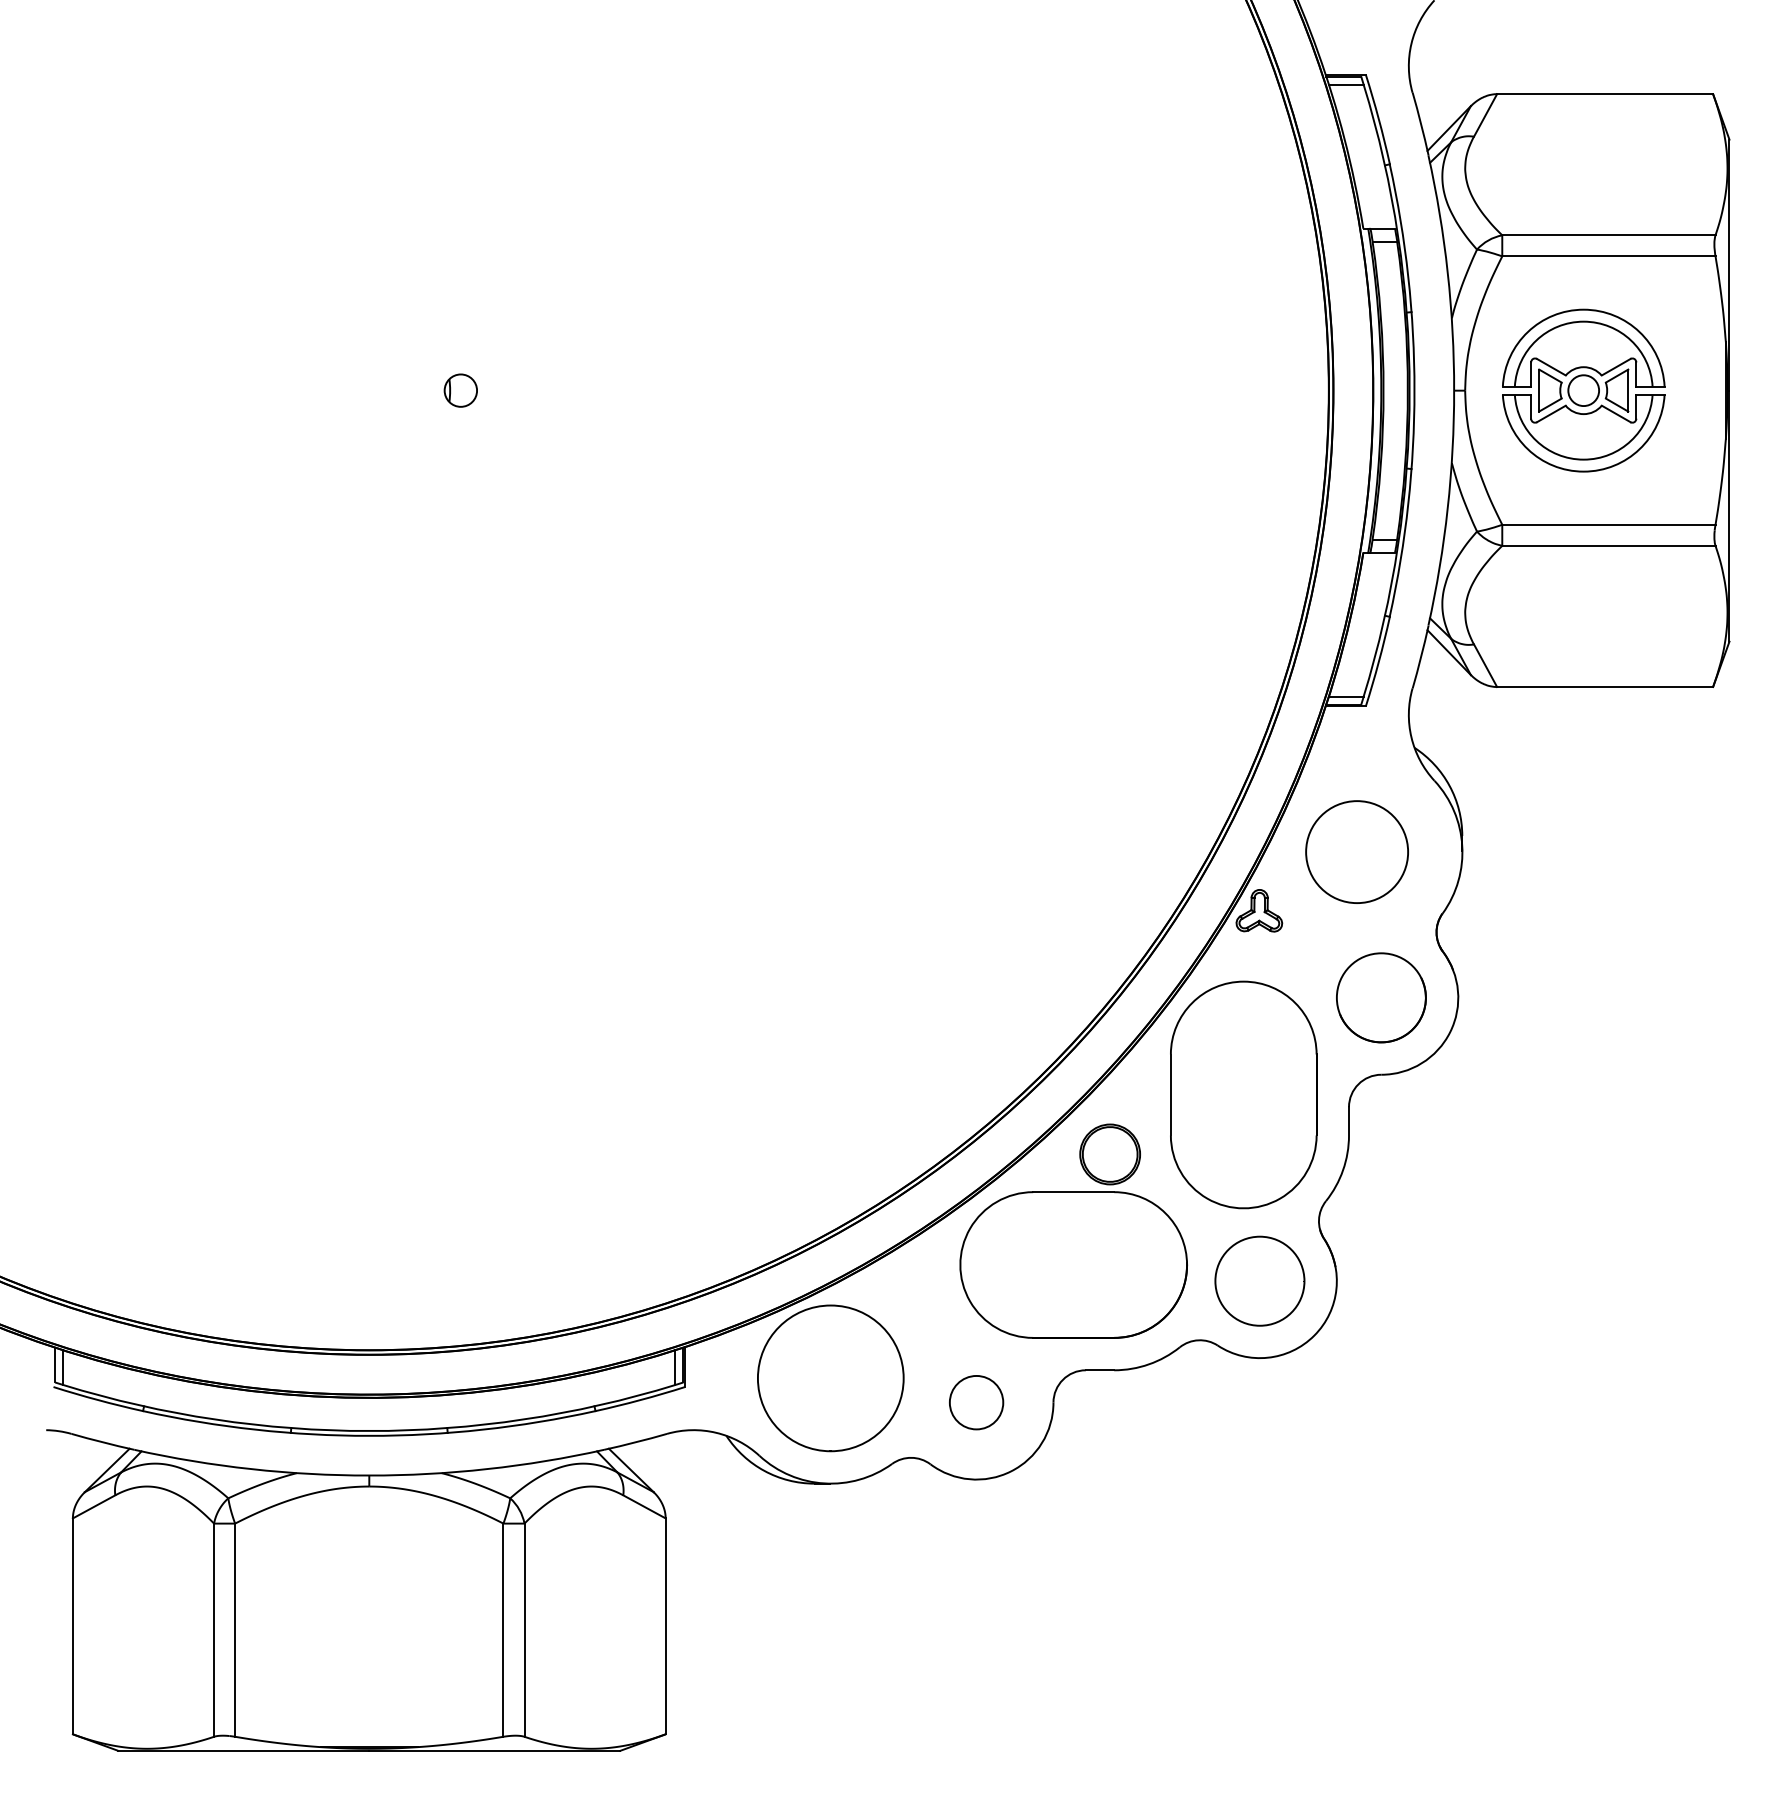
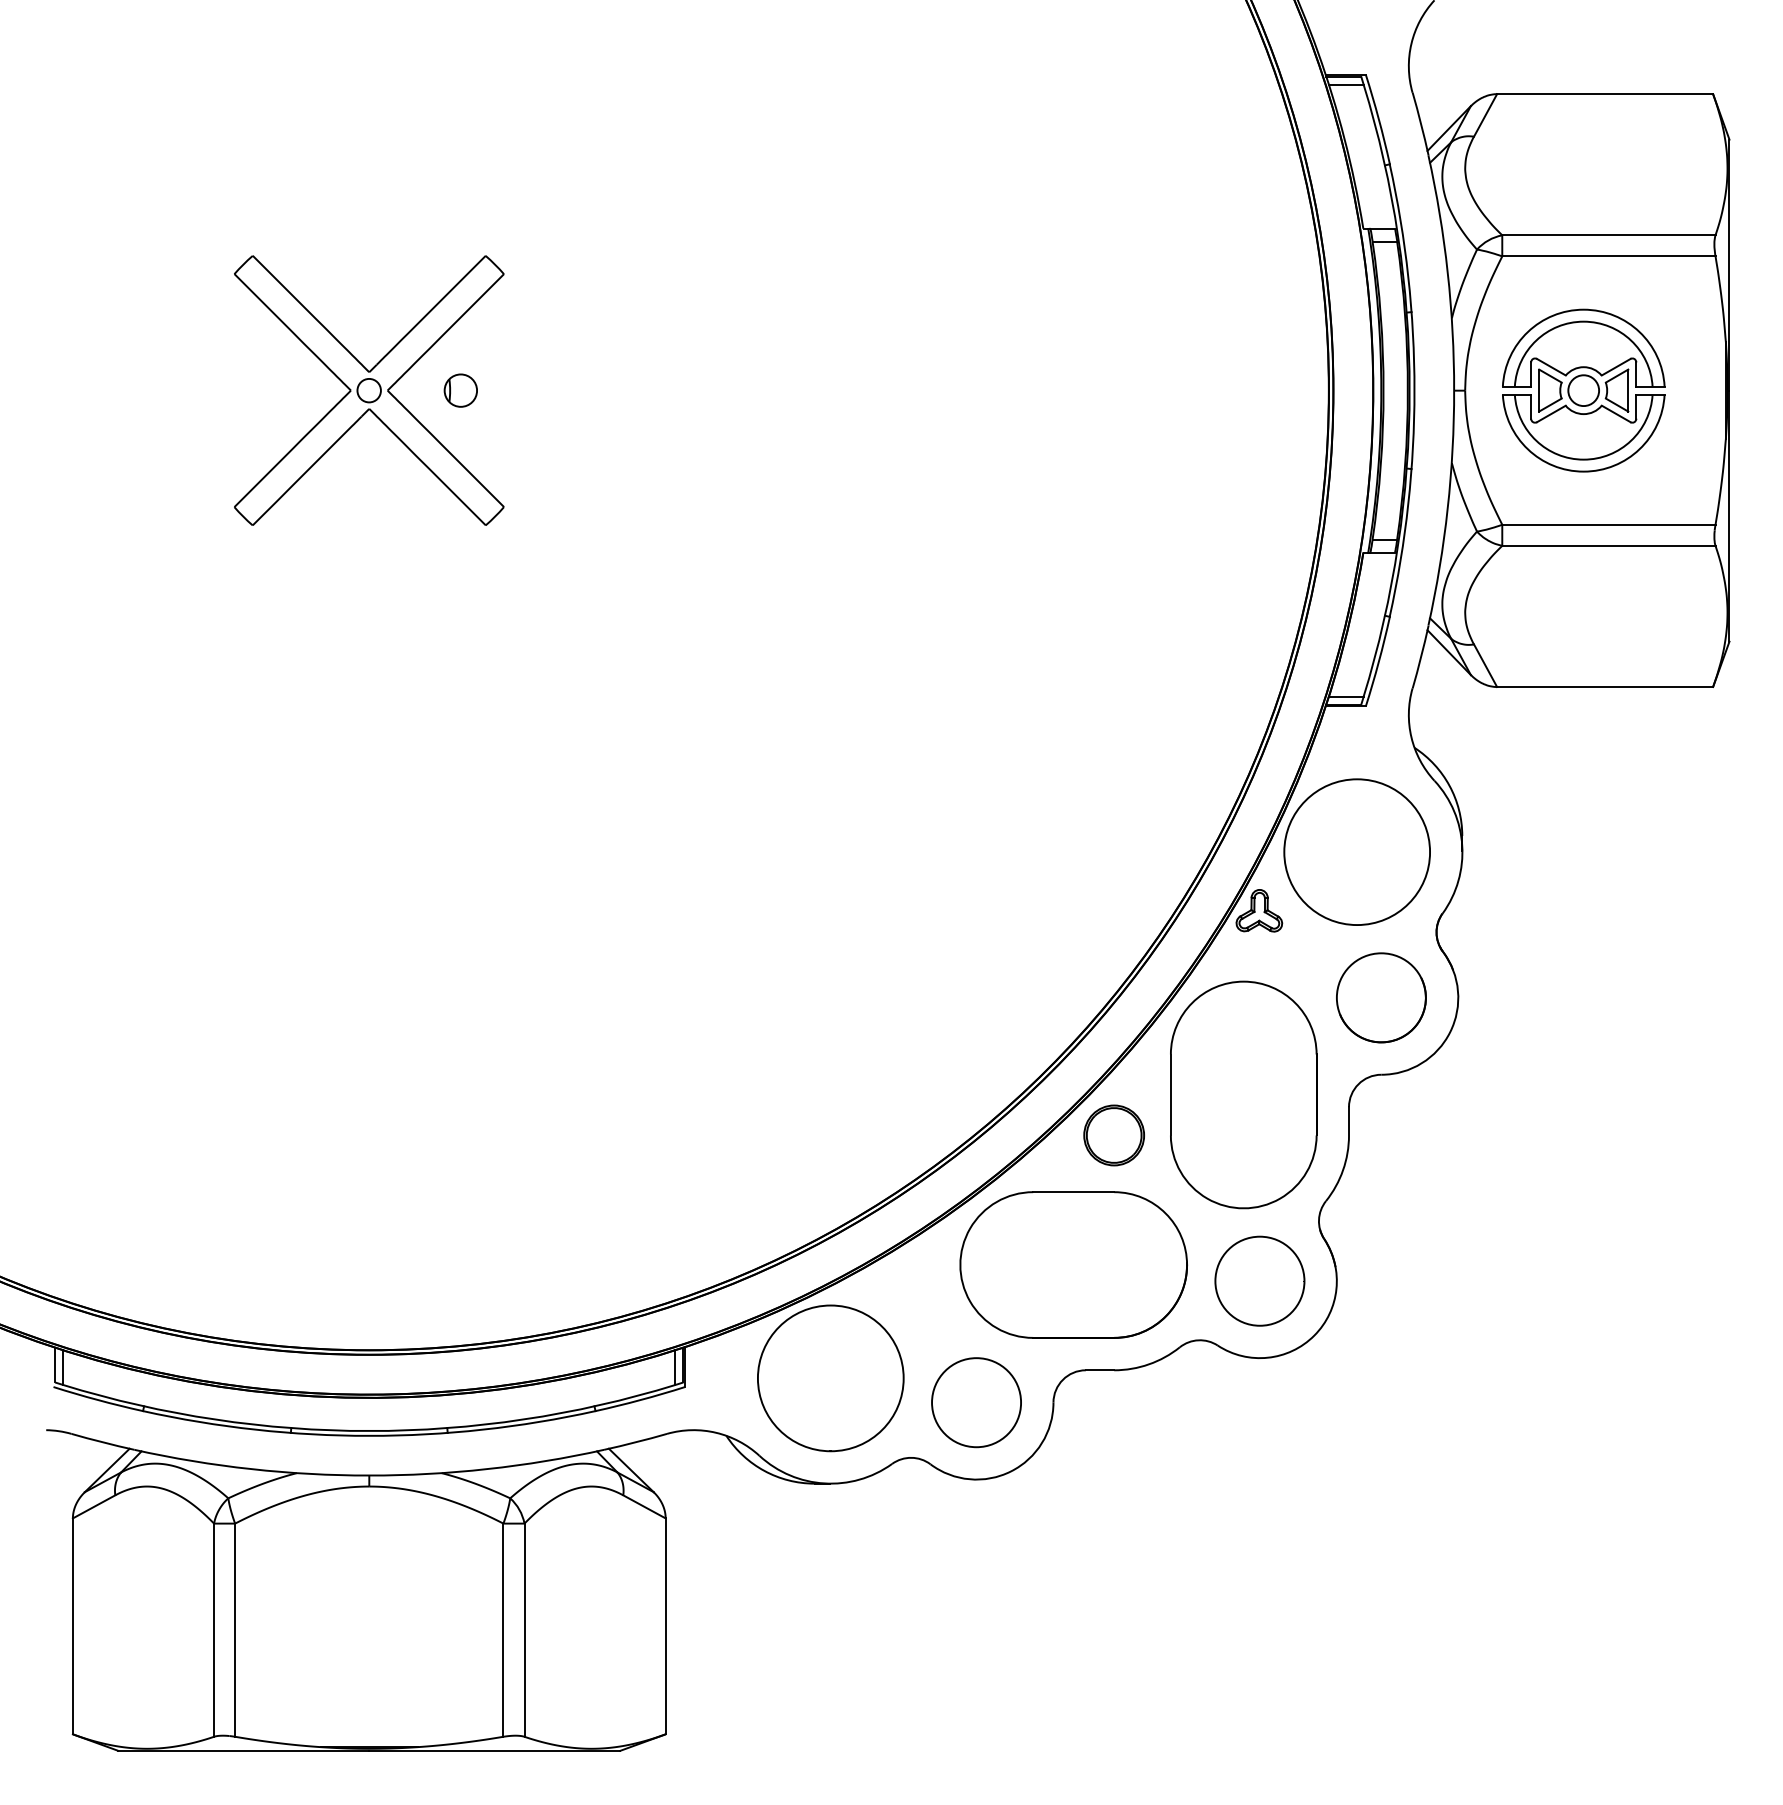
part: none -> present (369, 390)
circle size: 104x104 px -> 148x148 px (1356, 851)
part position: (1109, 1154) -> (1113, 1135) (1113, 1135)
circle diameter: 53 px -> 89 px (976, 1402)
